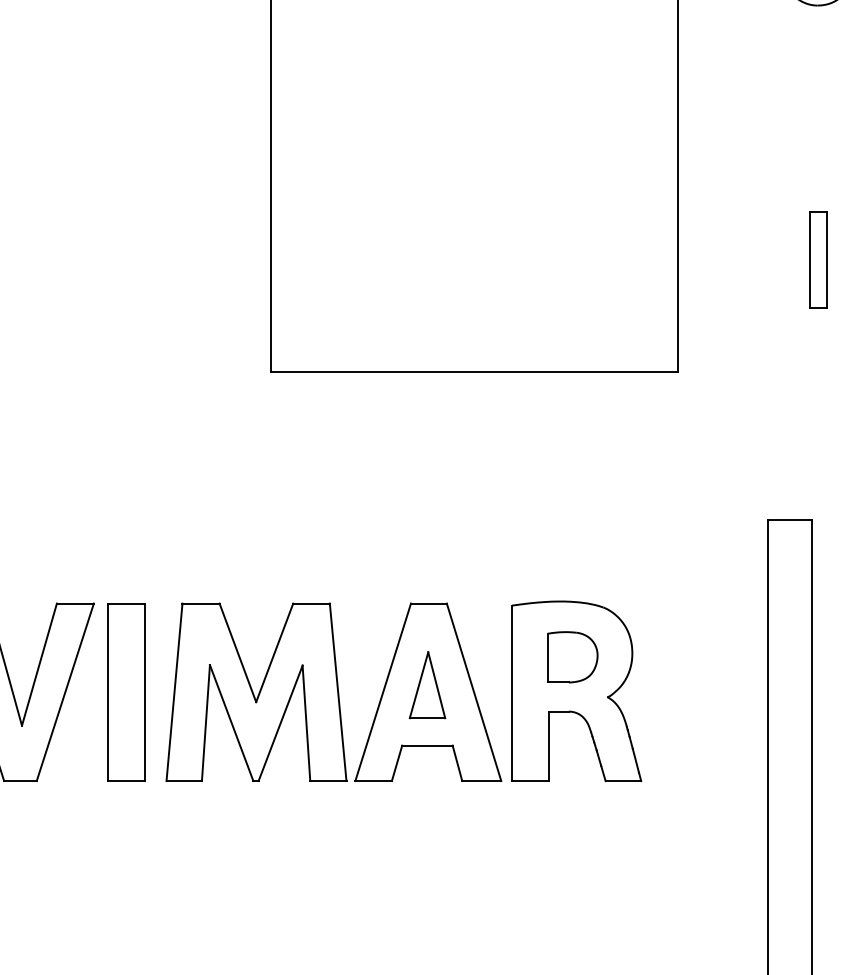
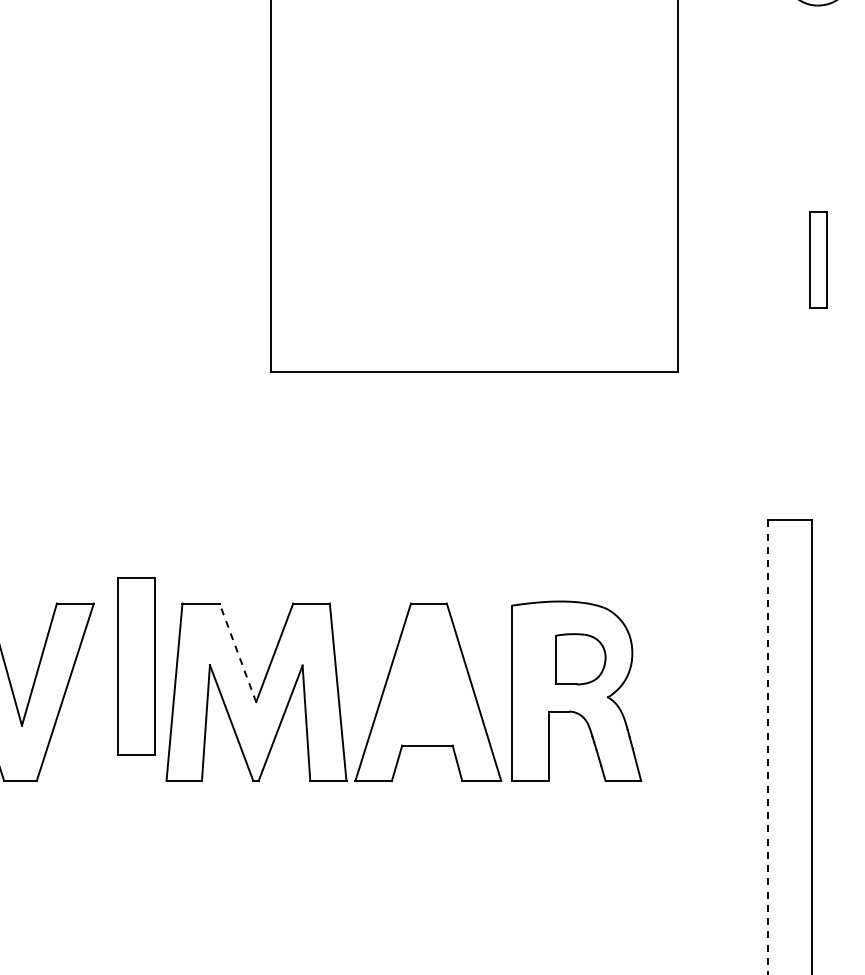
line: solid -> dashed (237, 652)
part position: (572, 657) -> (580, 659) (580, 659)
part: present -> none (427, 685)
part position: (126, 692) -> (136, 666) (136, 666)
line: solid -> dashed (768, 747)
